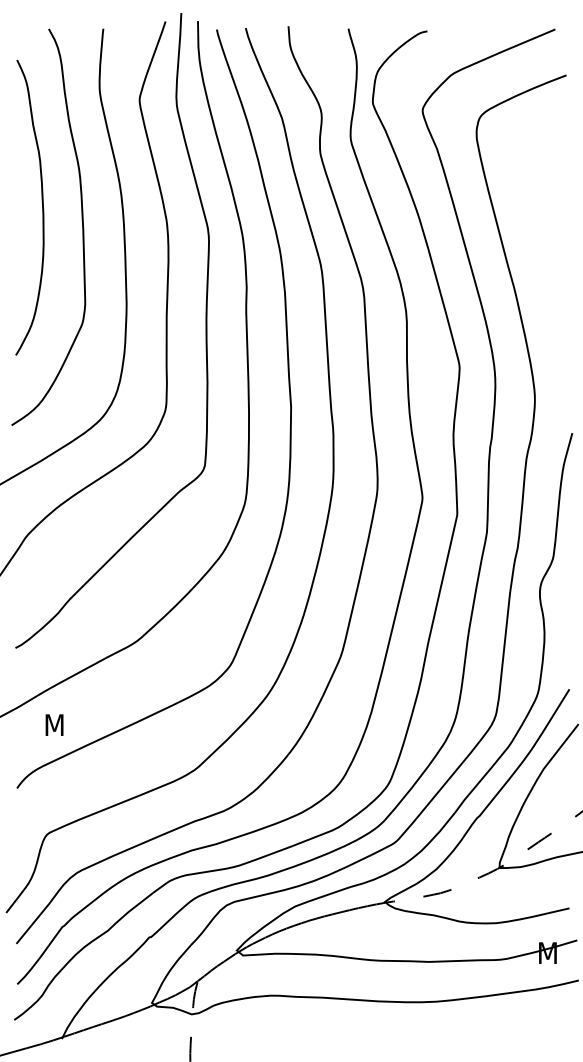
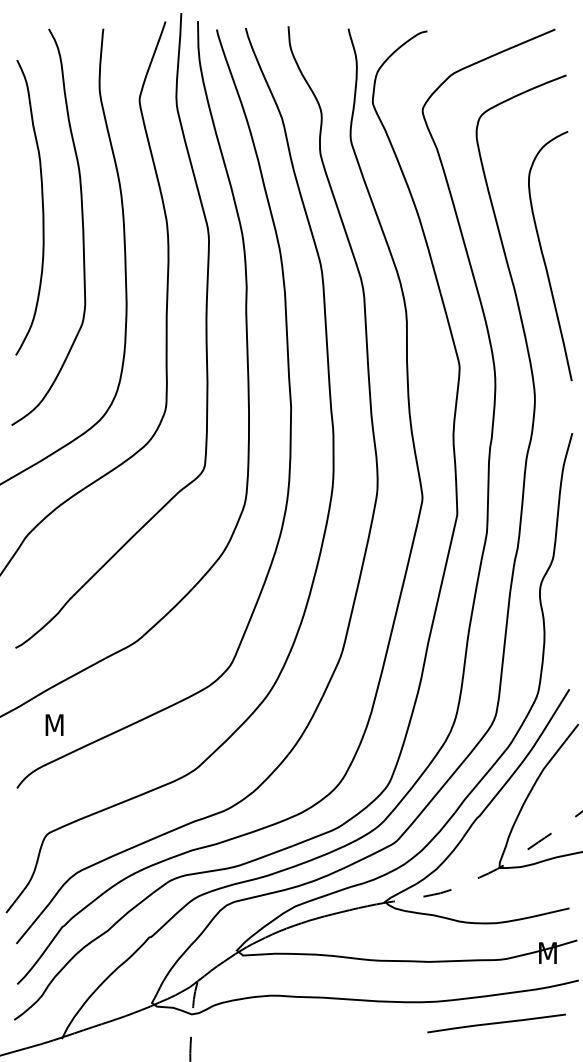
curve: none -> present (544, 257)
line: none -> present (496, 1023)
